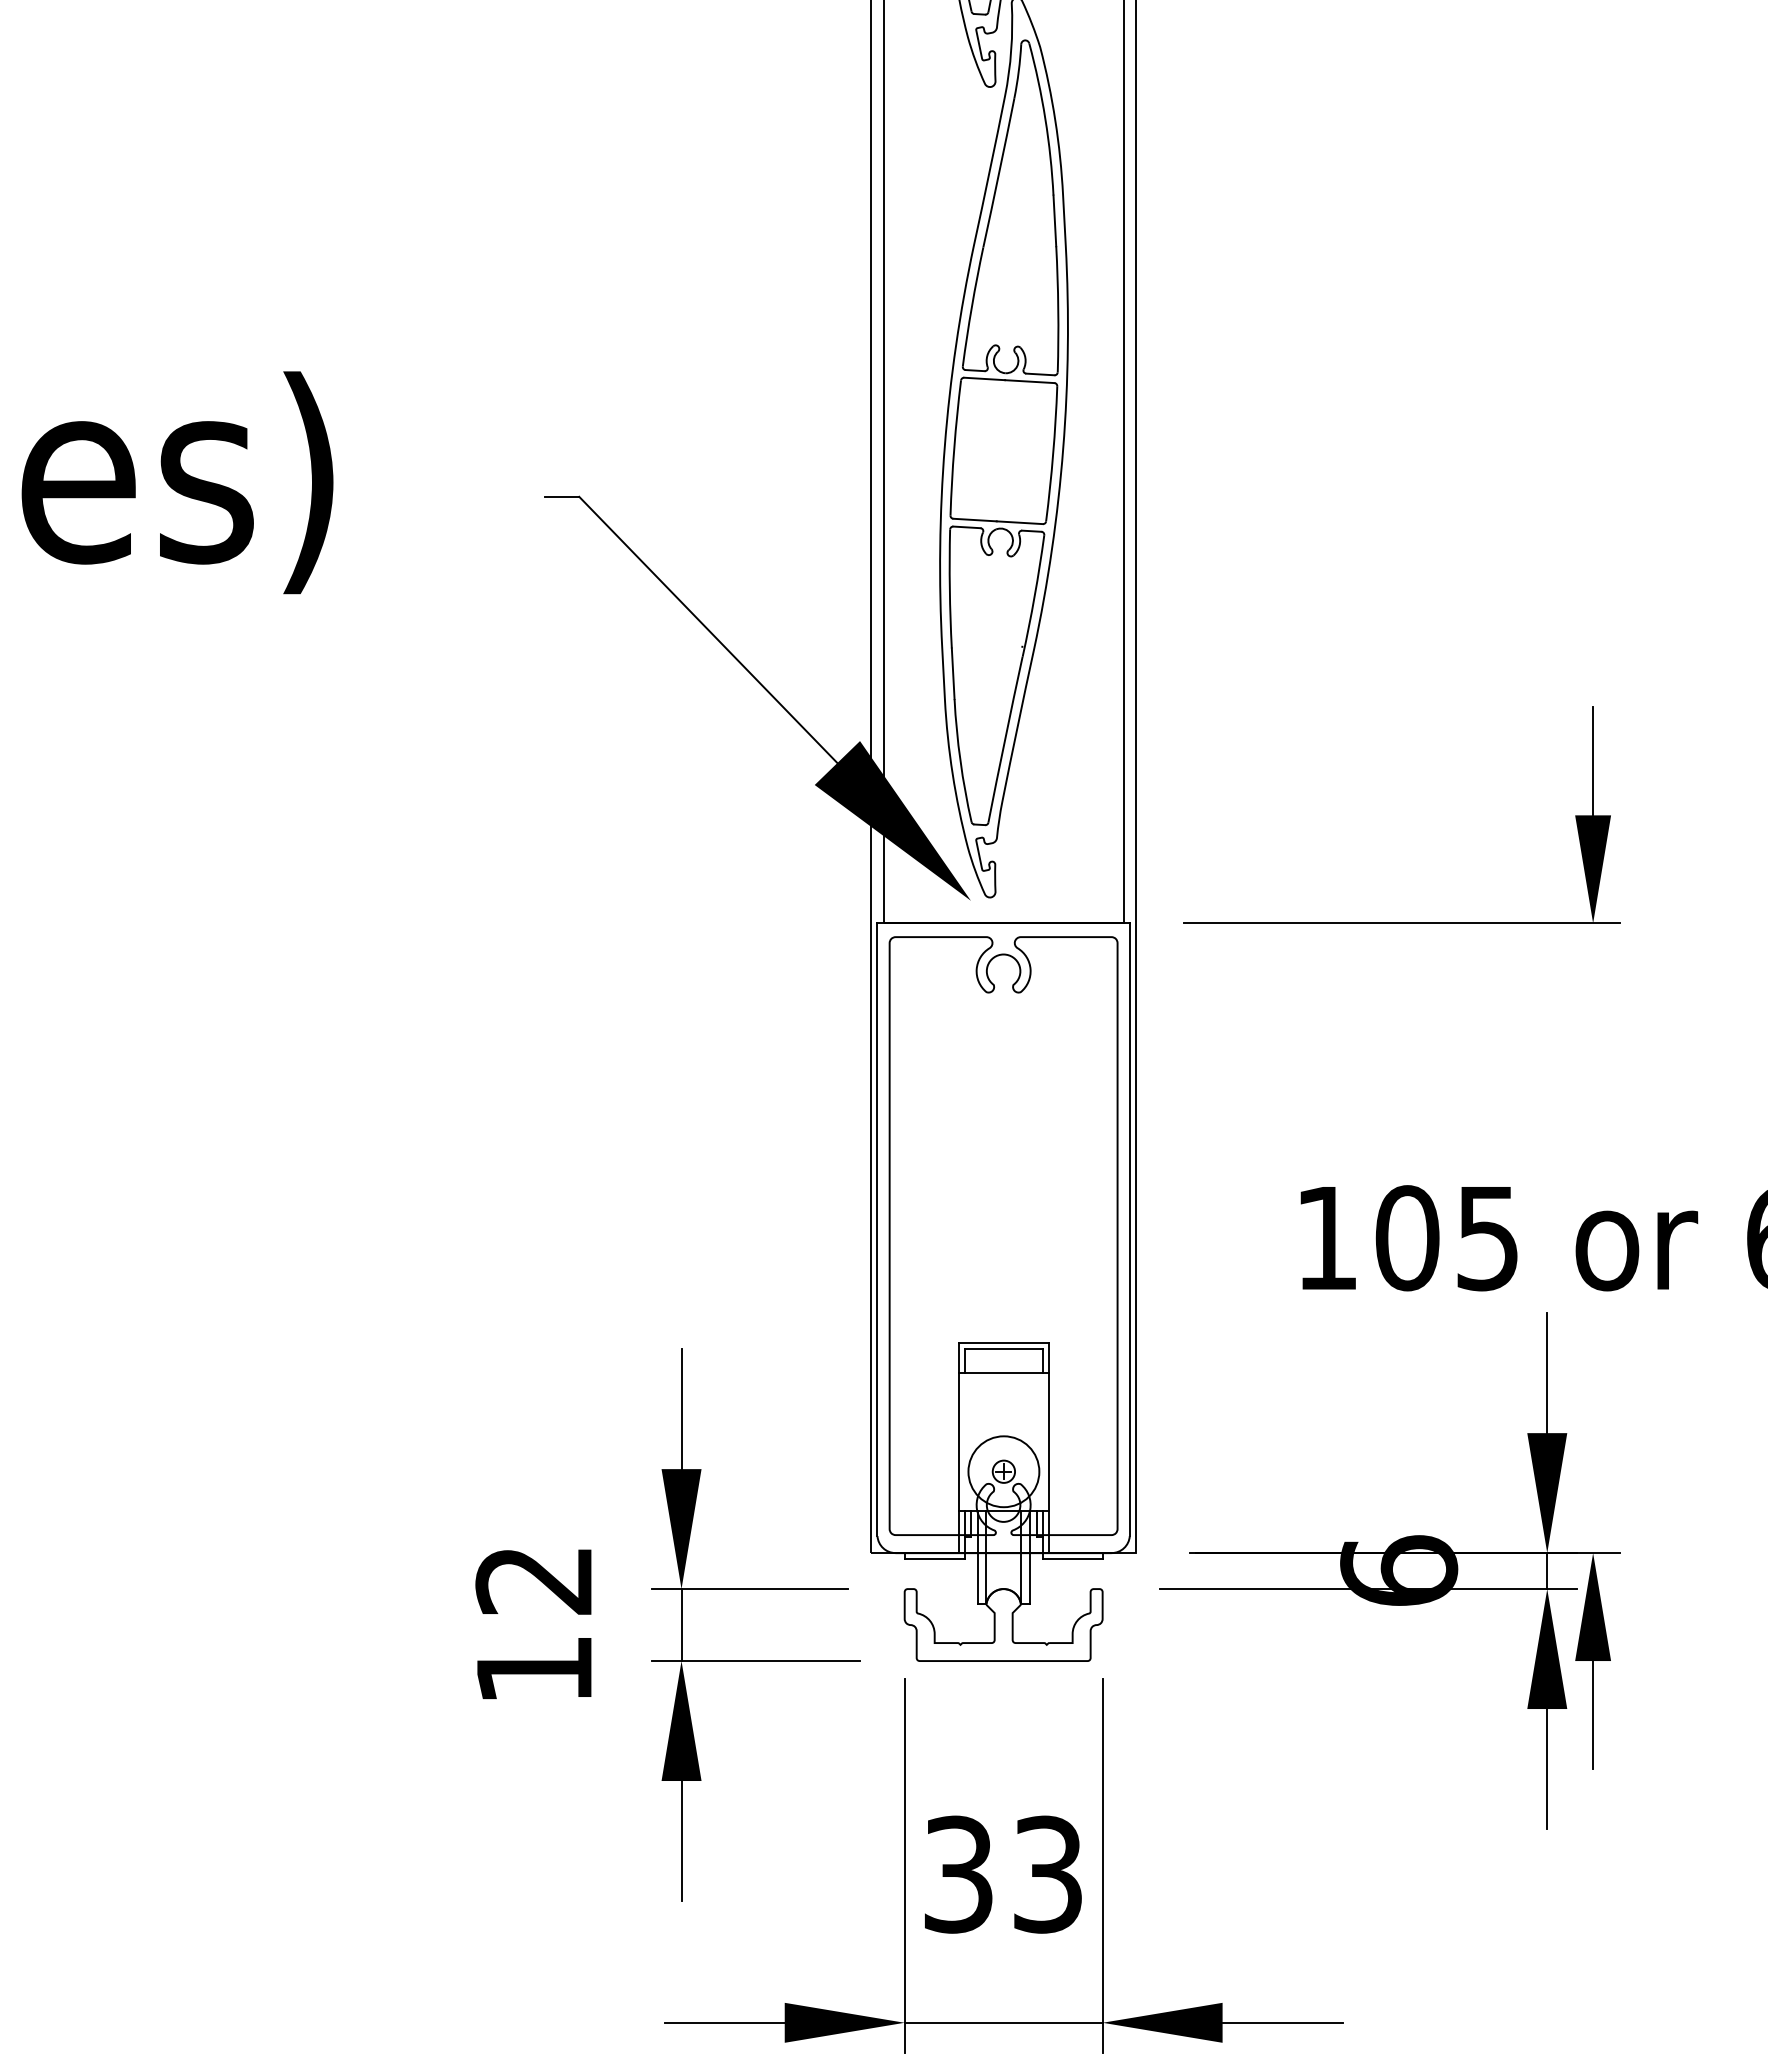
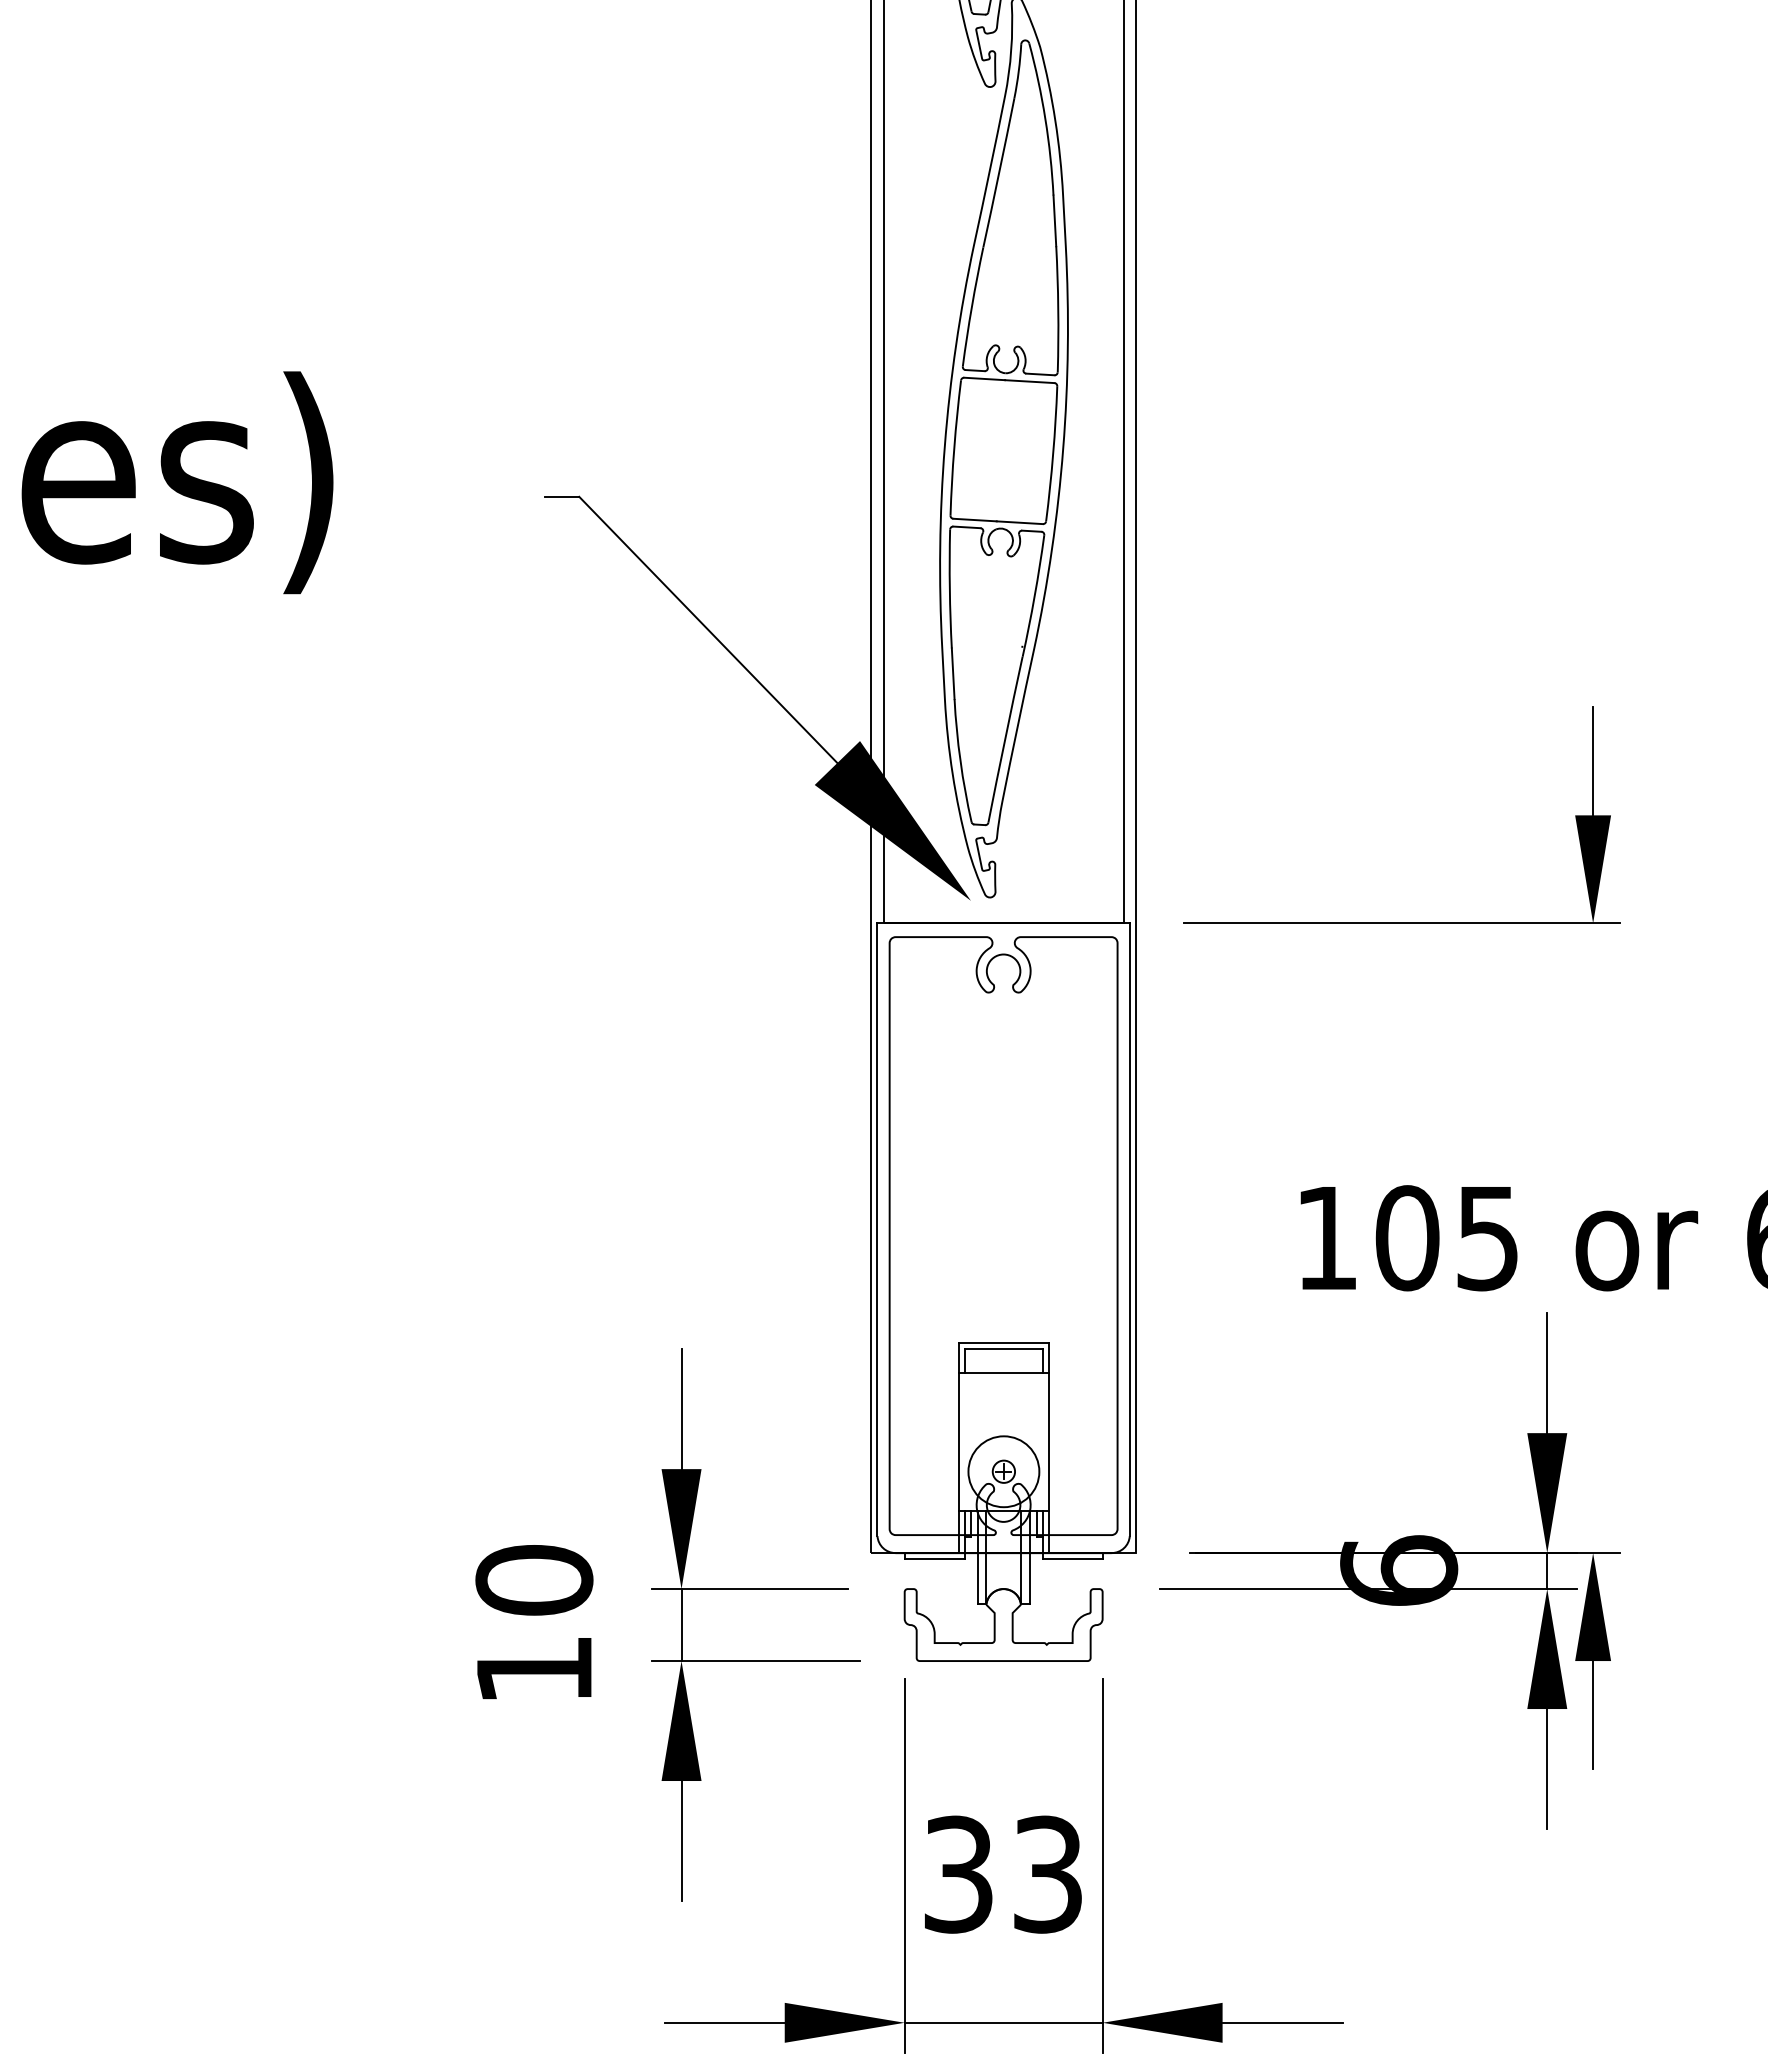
text: 12 -> 10 (534, 1580)
